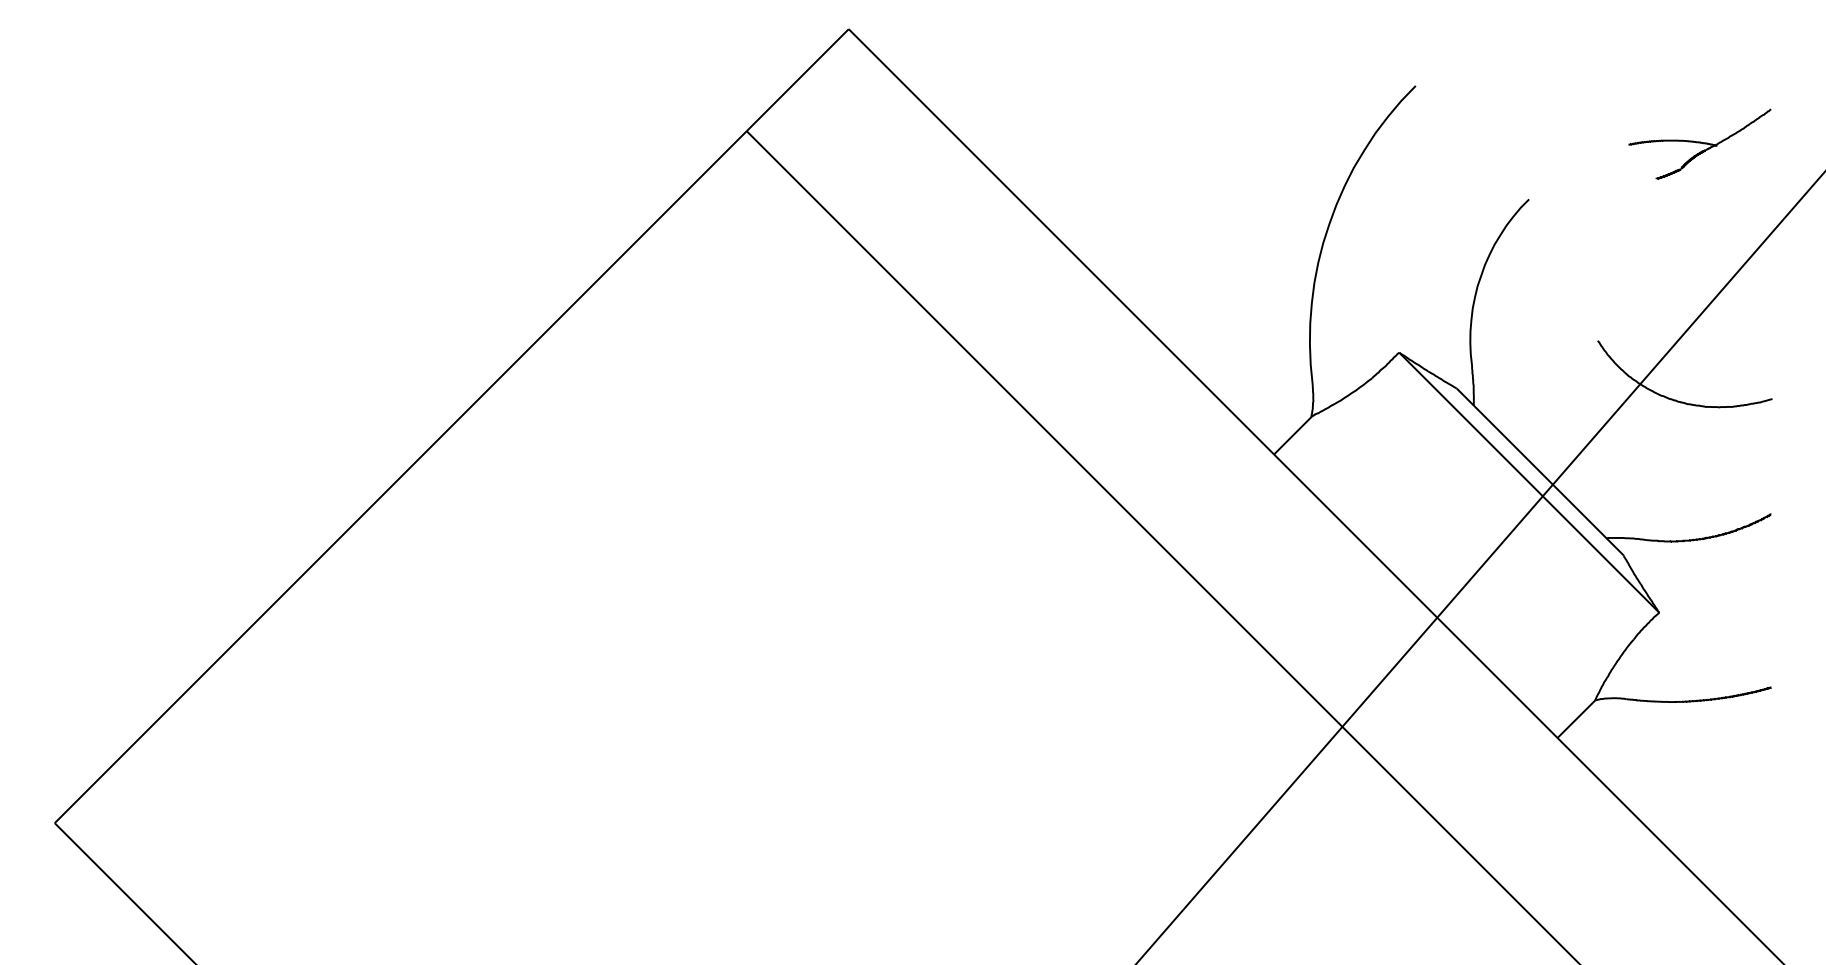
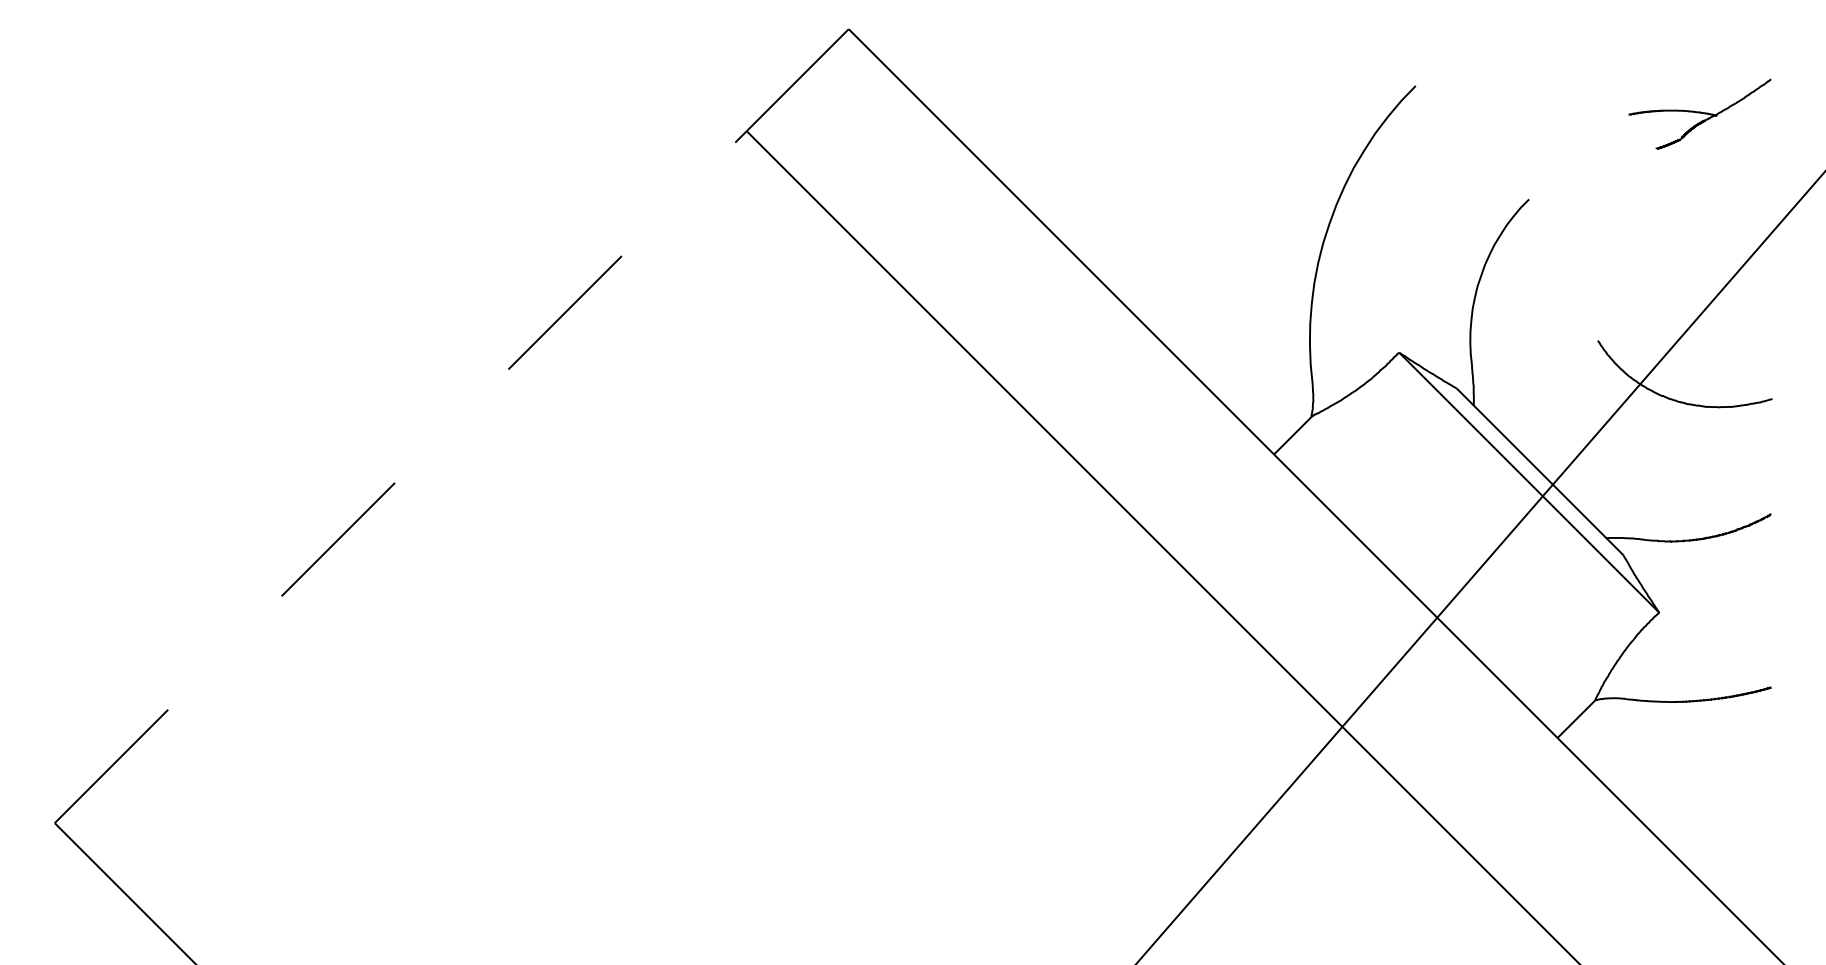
part position: (1699, 143) -> (1699, 113) (1699, 113)
line: solid -> dashed (401, 476)
